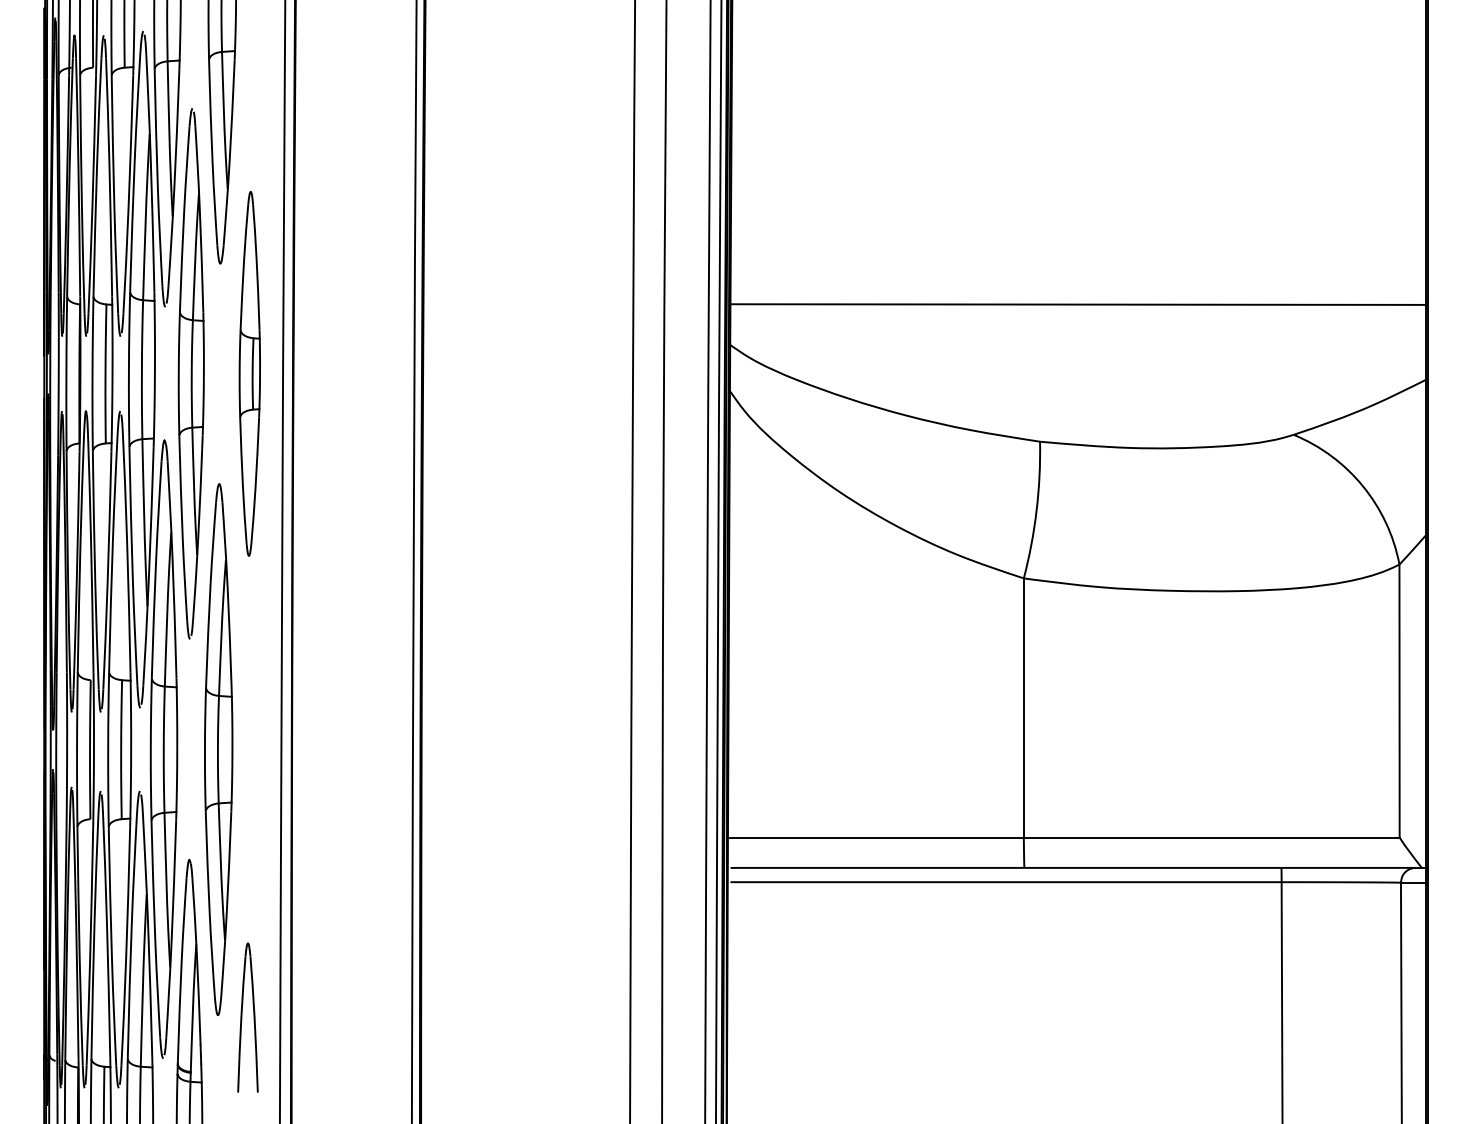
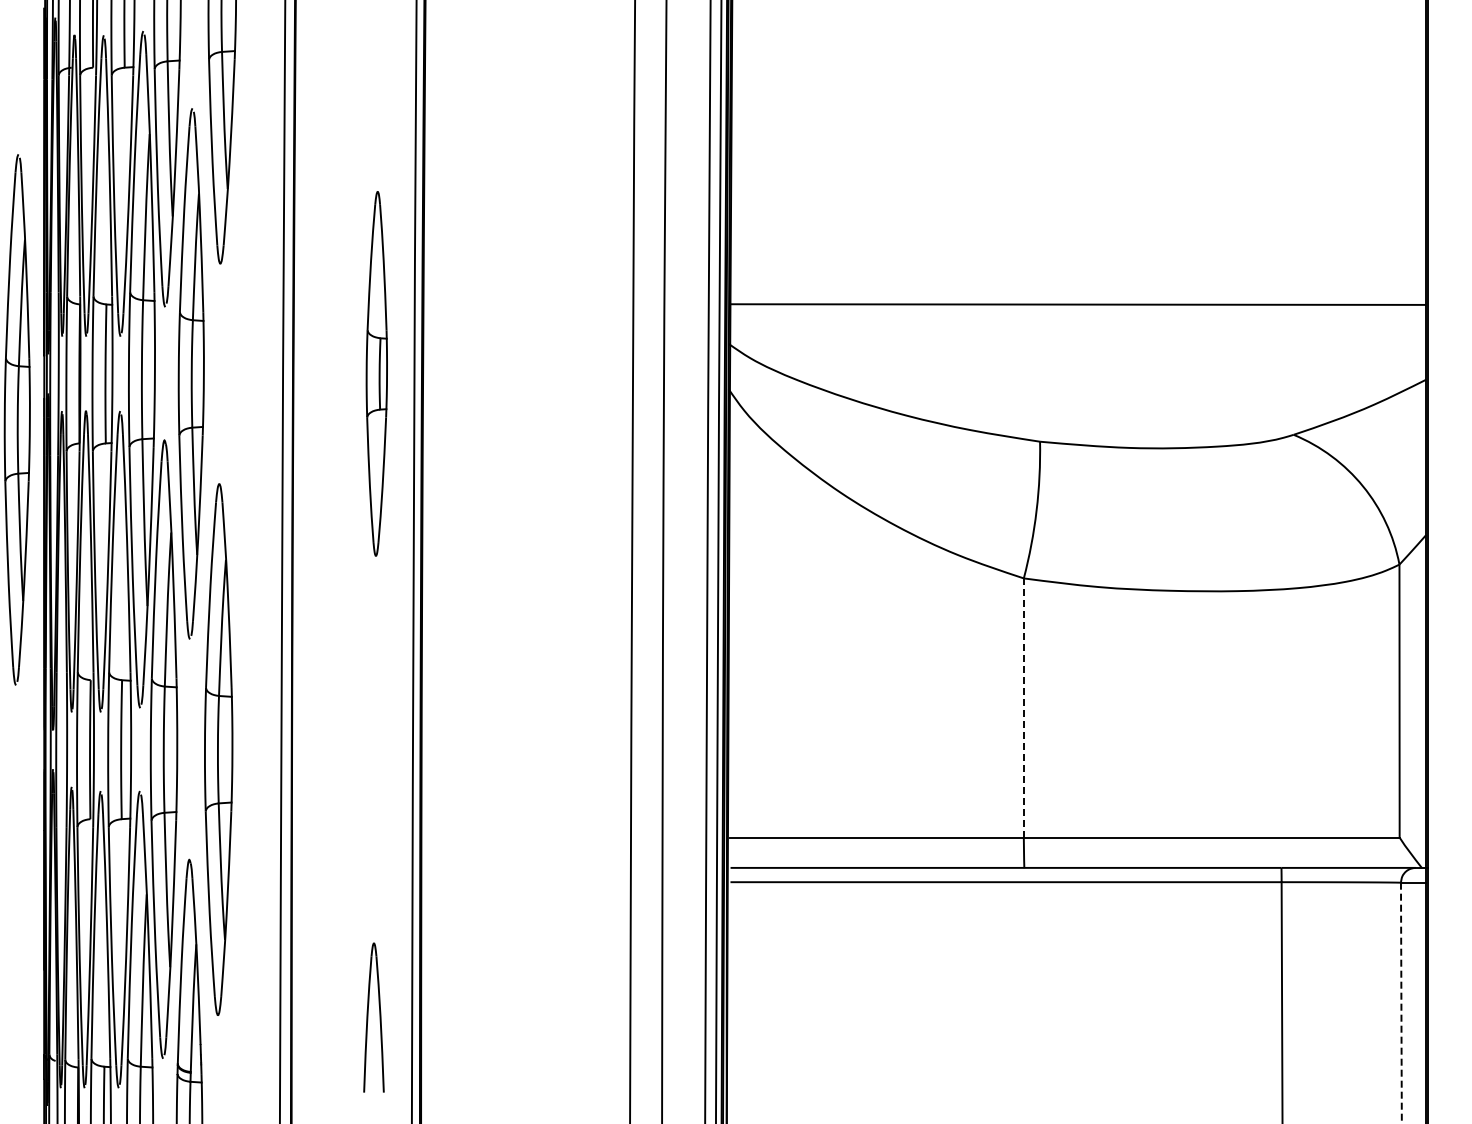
part position: (249, 373) -> (376, 373) (376, 373)
part: none -> present (16, 419)
line: solid -> dashed (1023, 707)
line: solid -> dashed (1401, 1003)
part position: (247, 1017) -> (373, 1017) (373, 1017)
